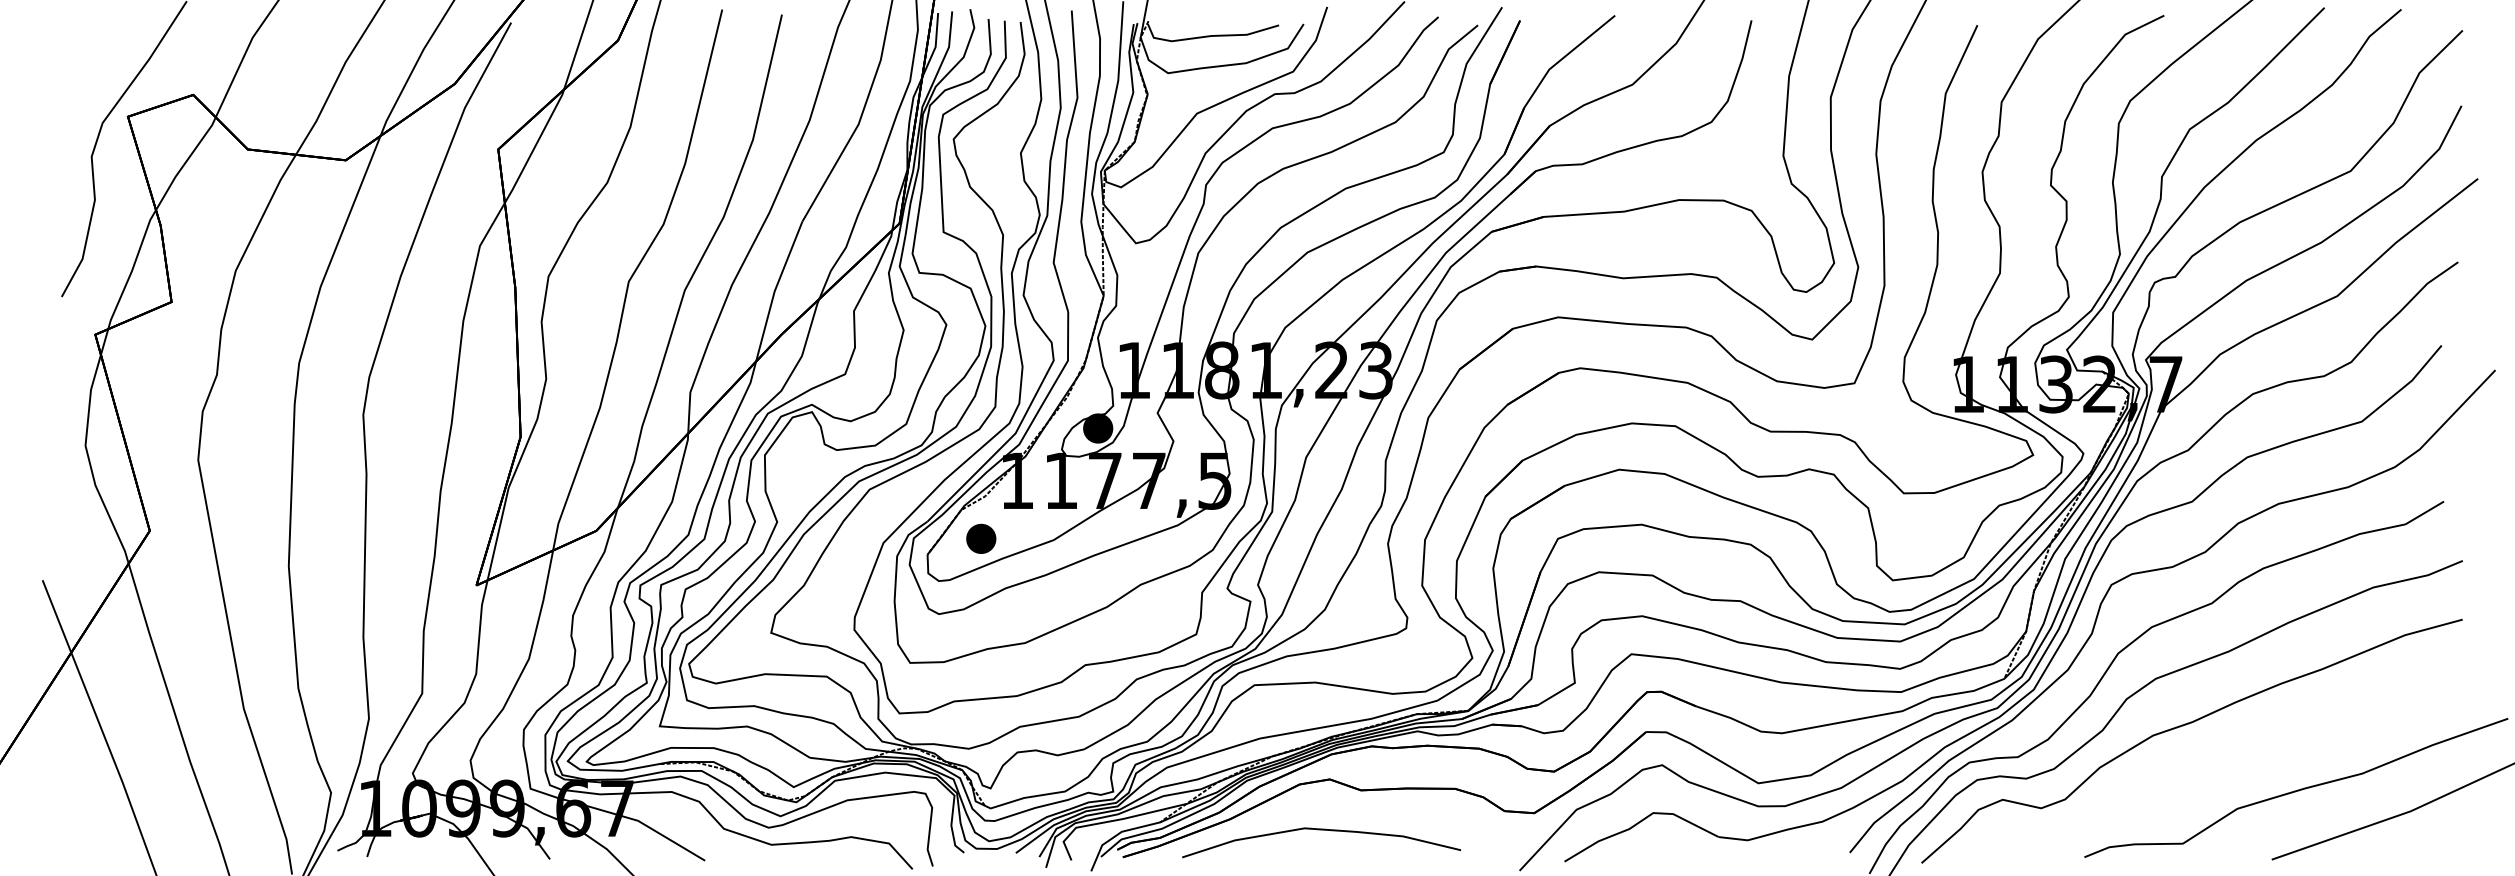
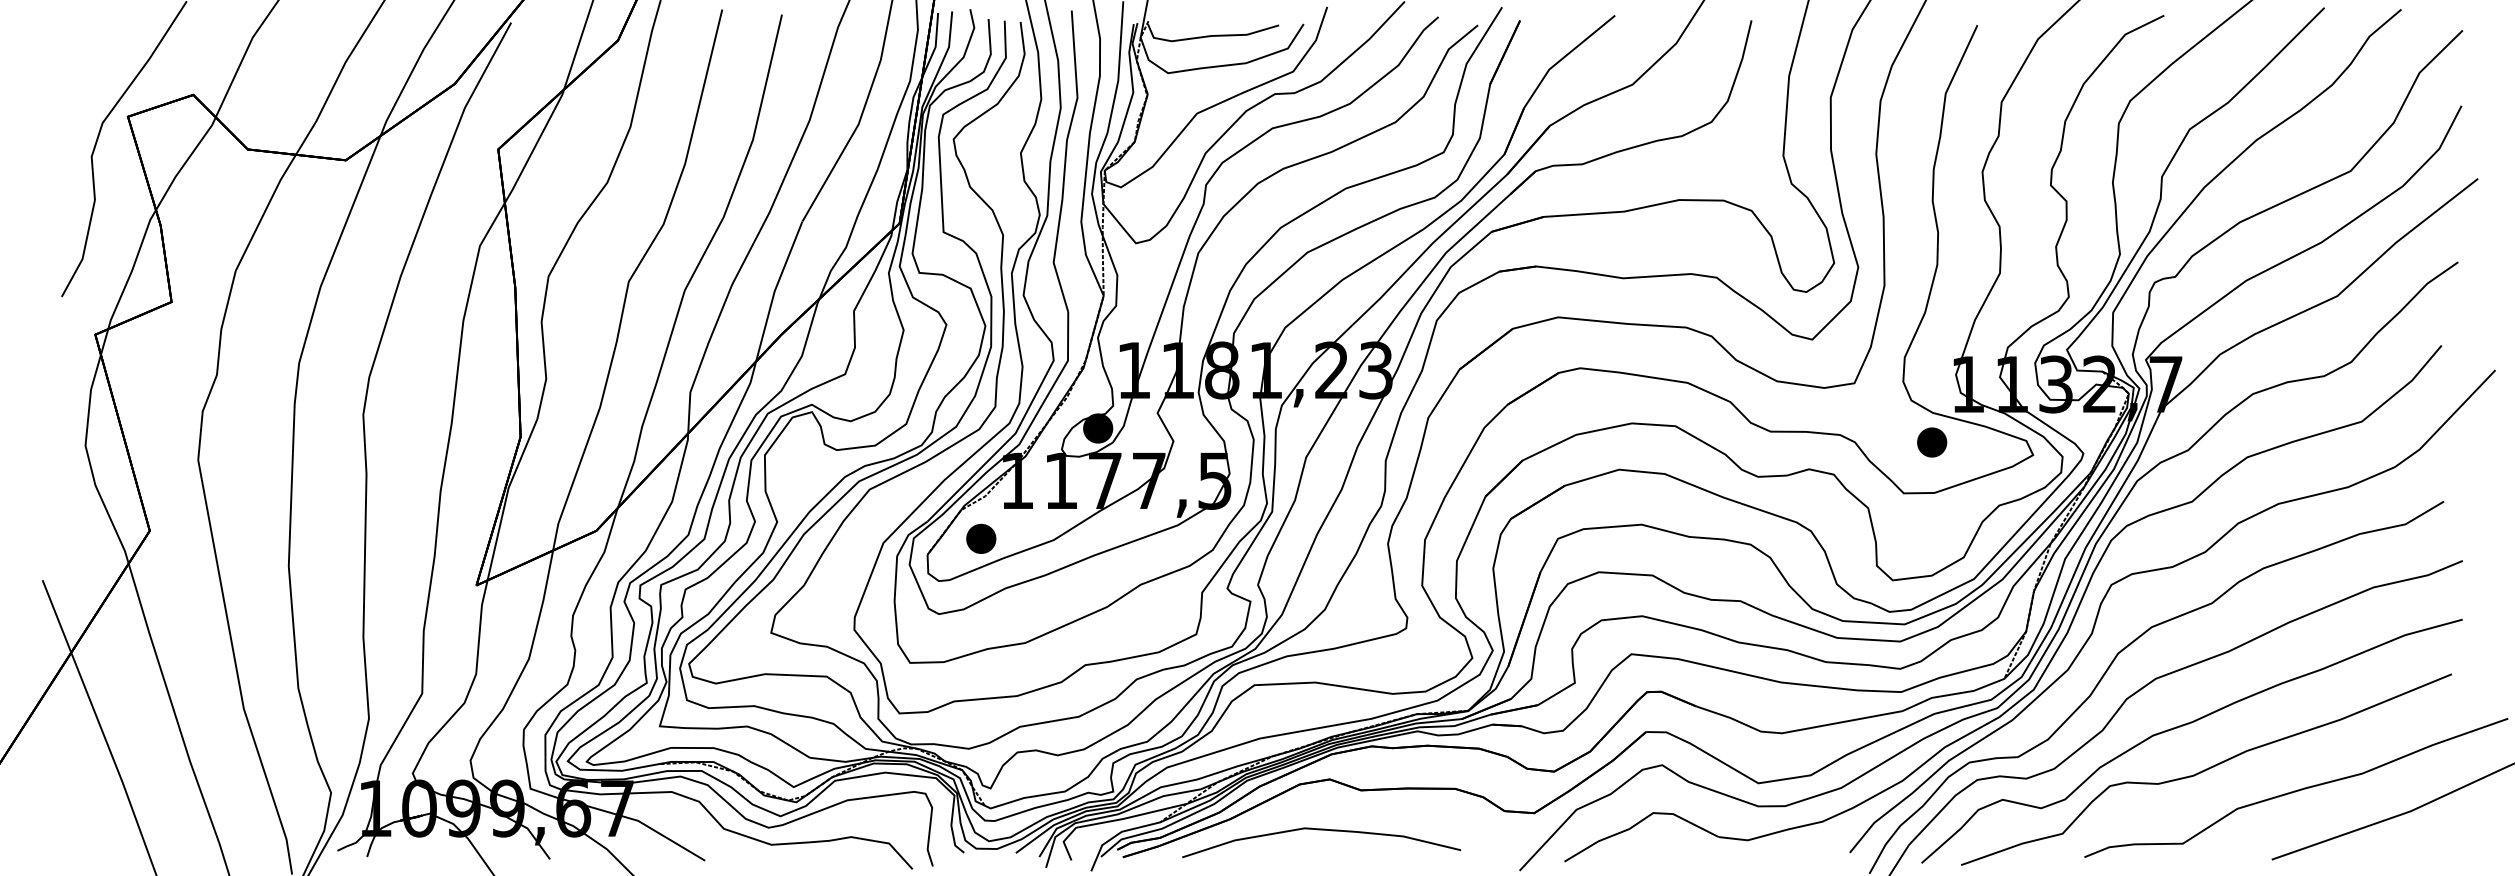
part: none -> present (1932, 442)
curve: none -> present (2206, 769)
